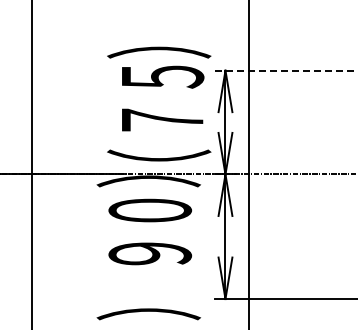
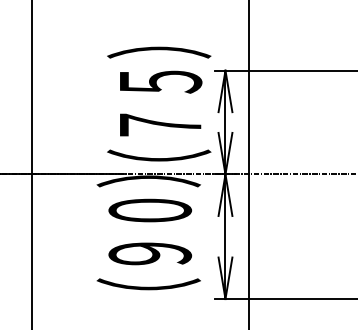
line: dashed -> solid (286, 70)
text position: (163, 98) -> (161, 103) (161, 103)
text: ） -> （ (148, 299)
